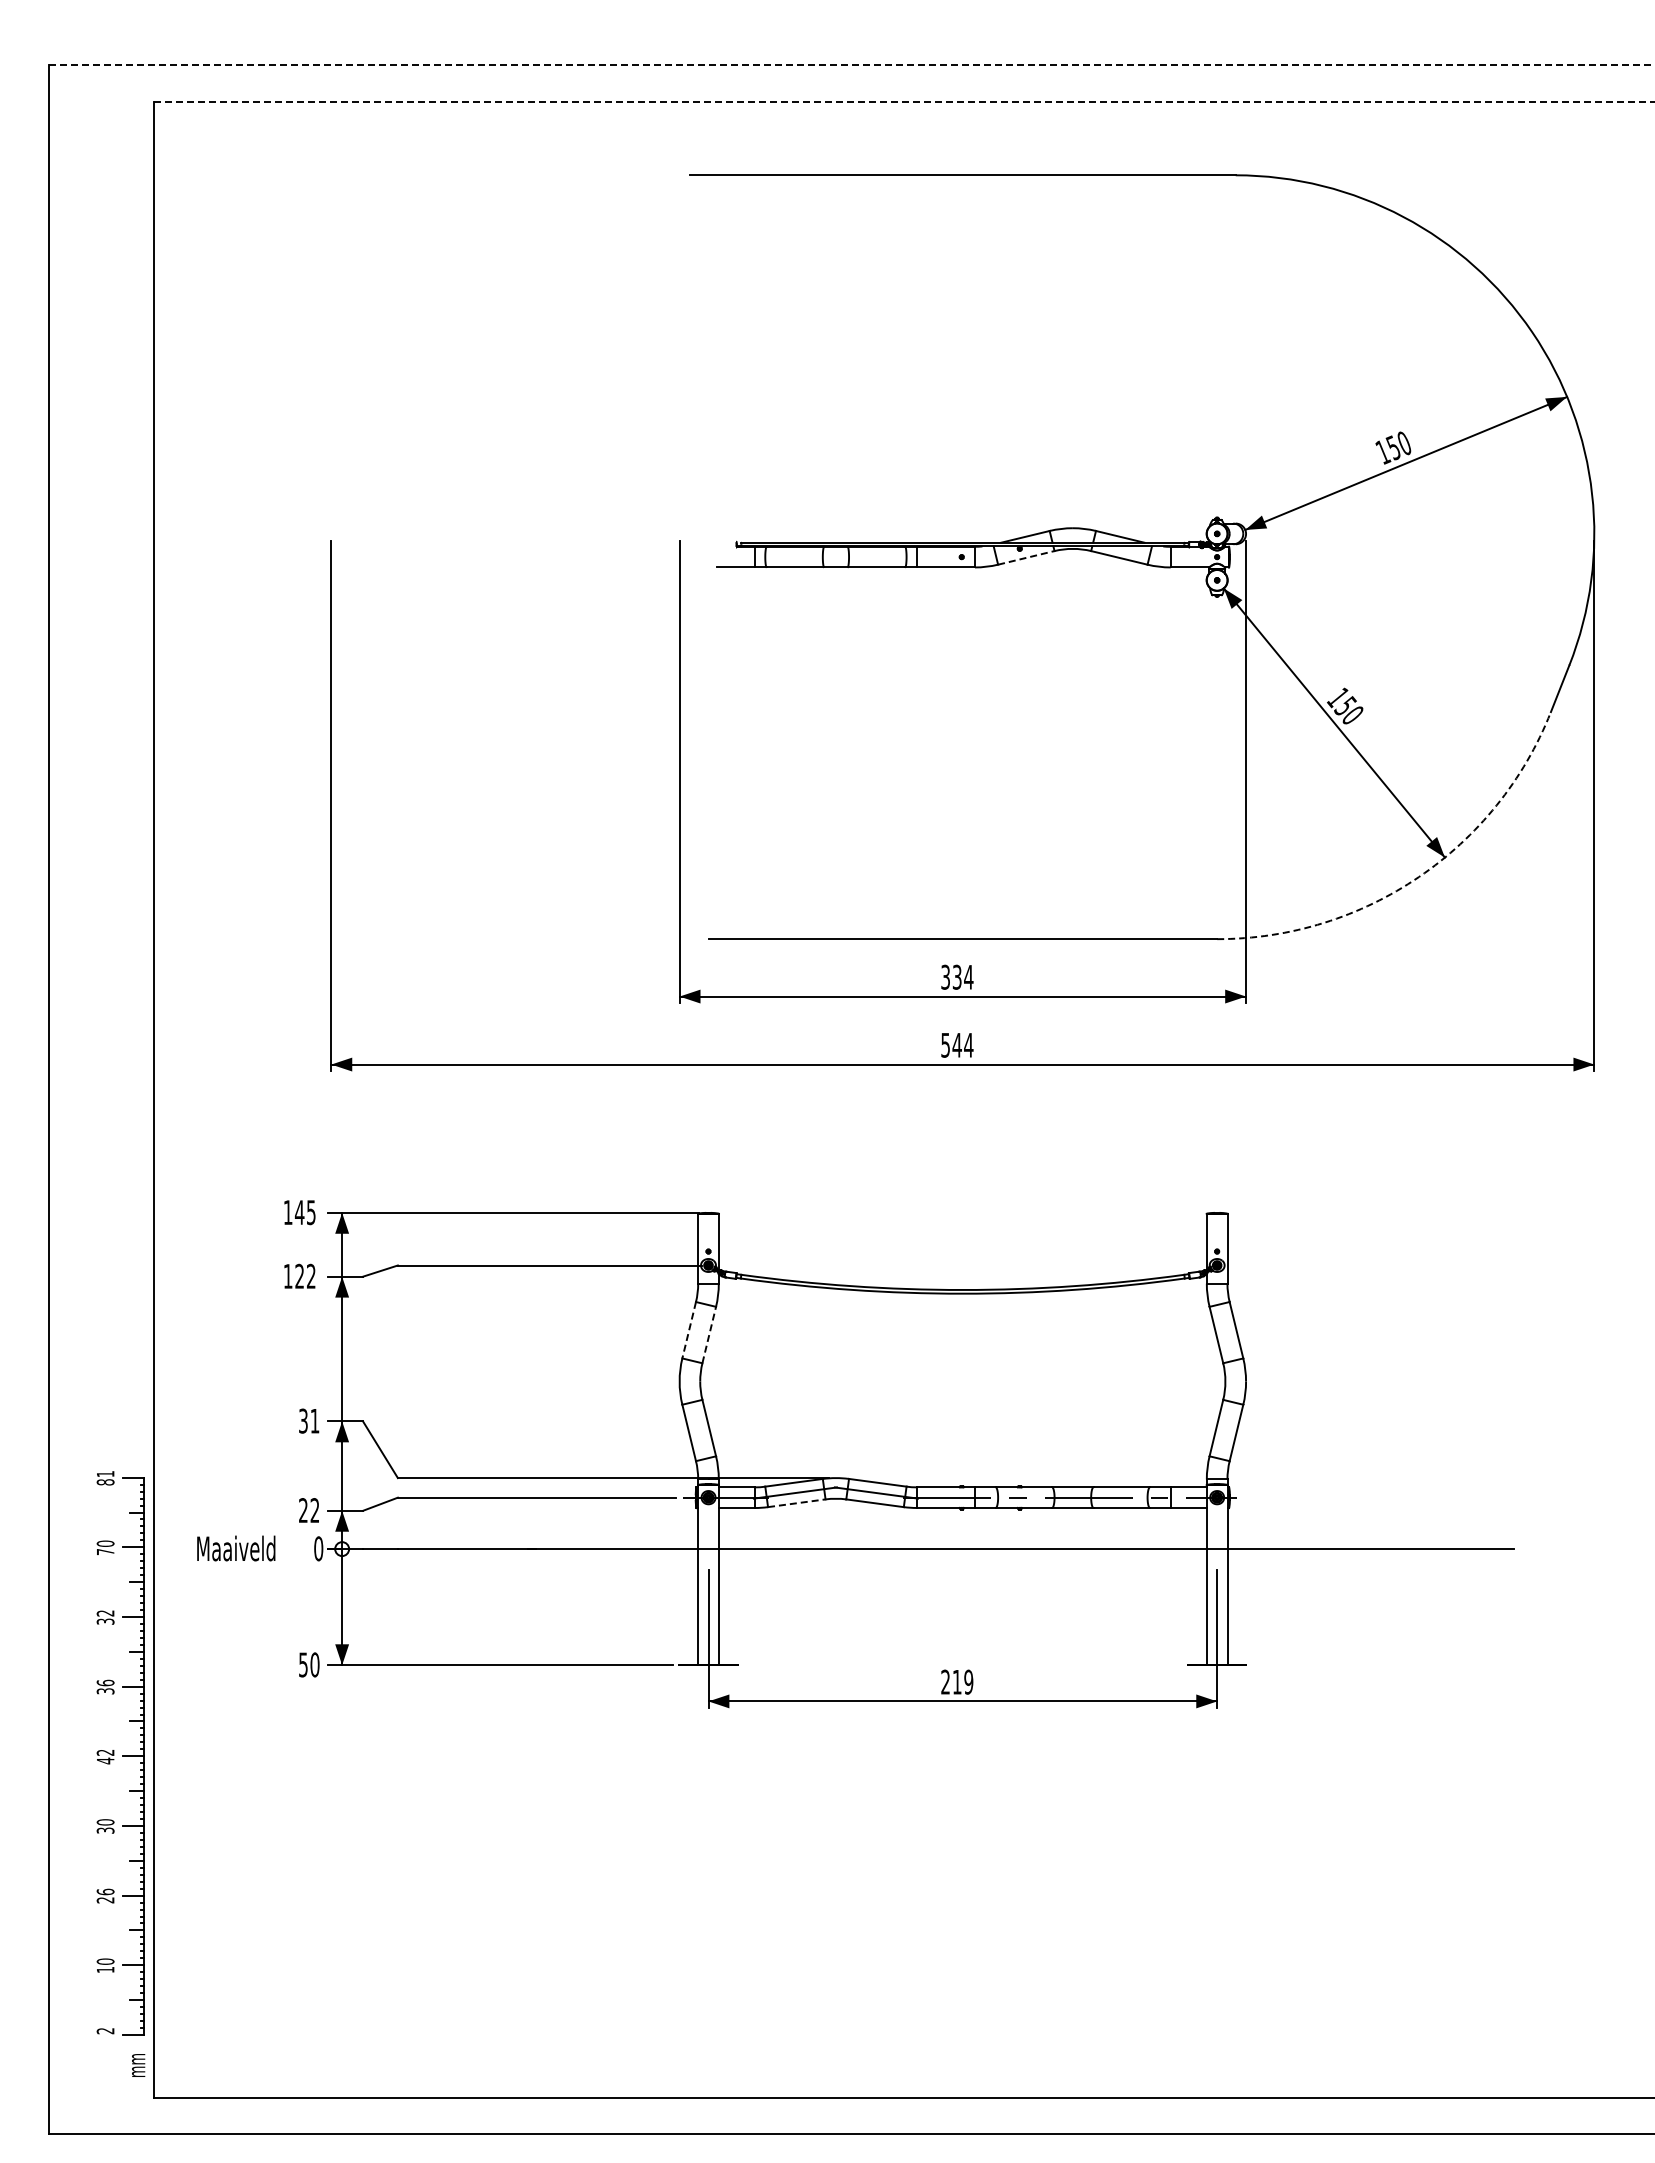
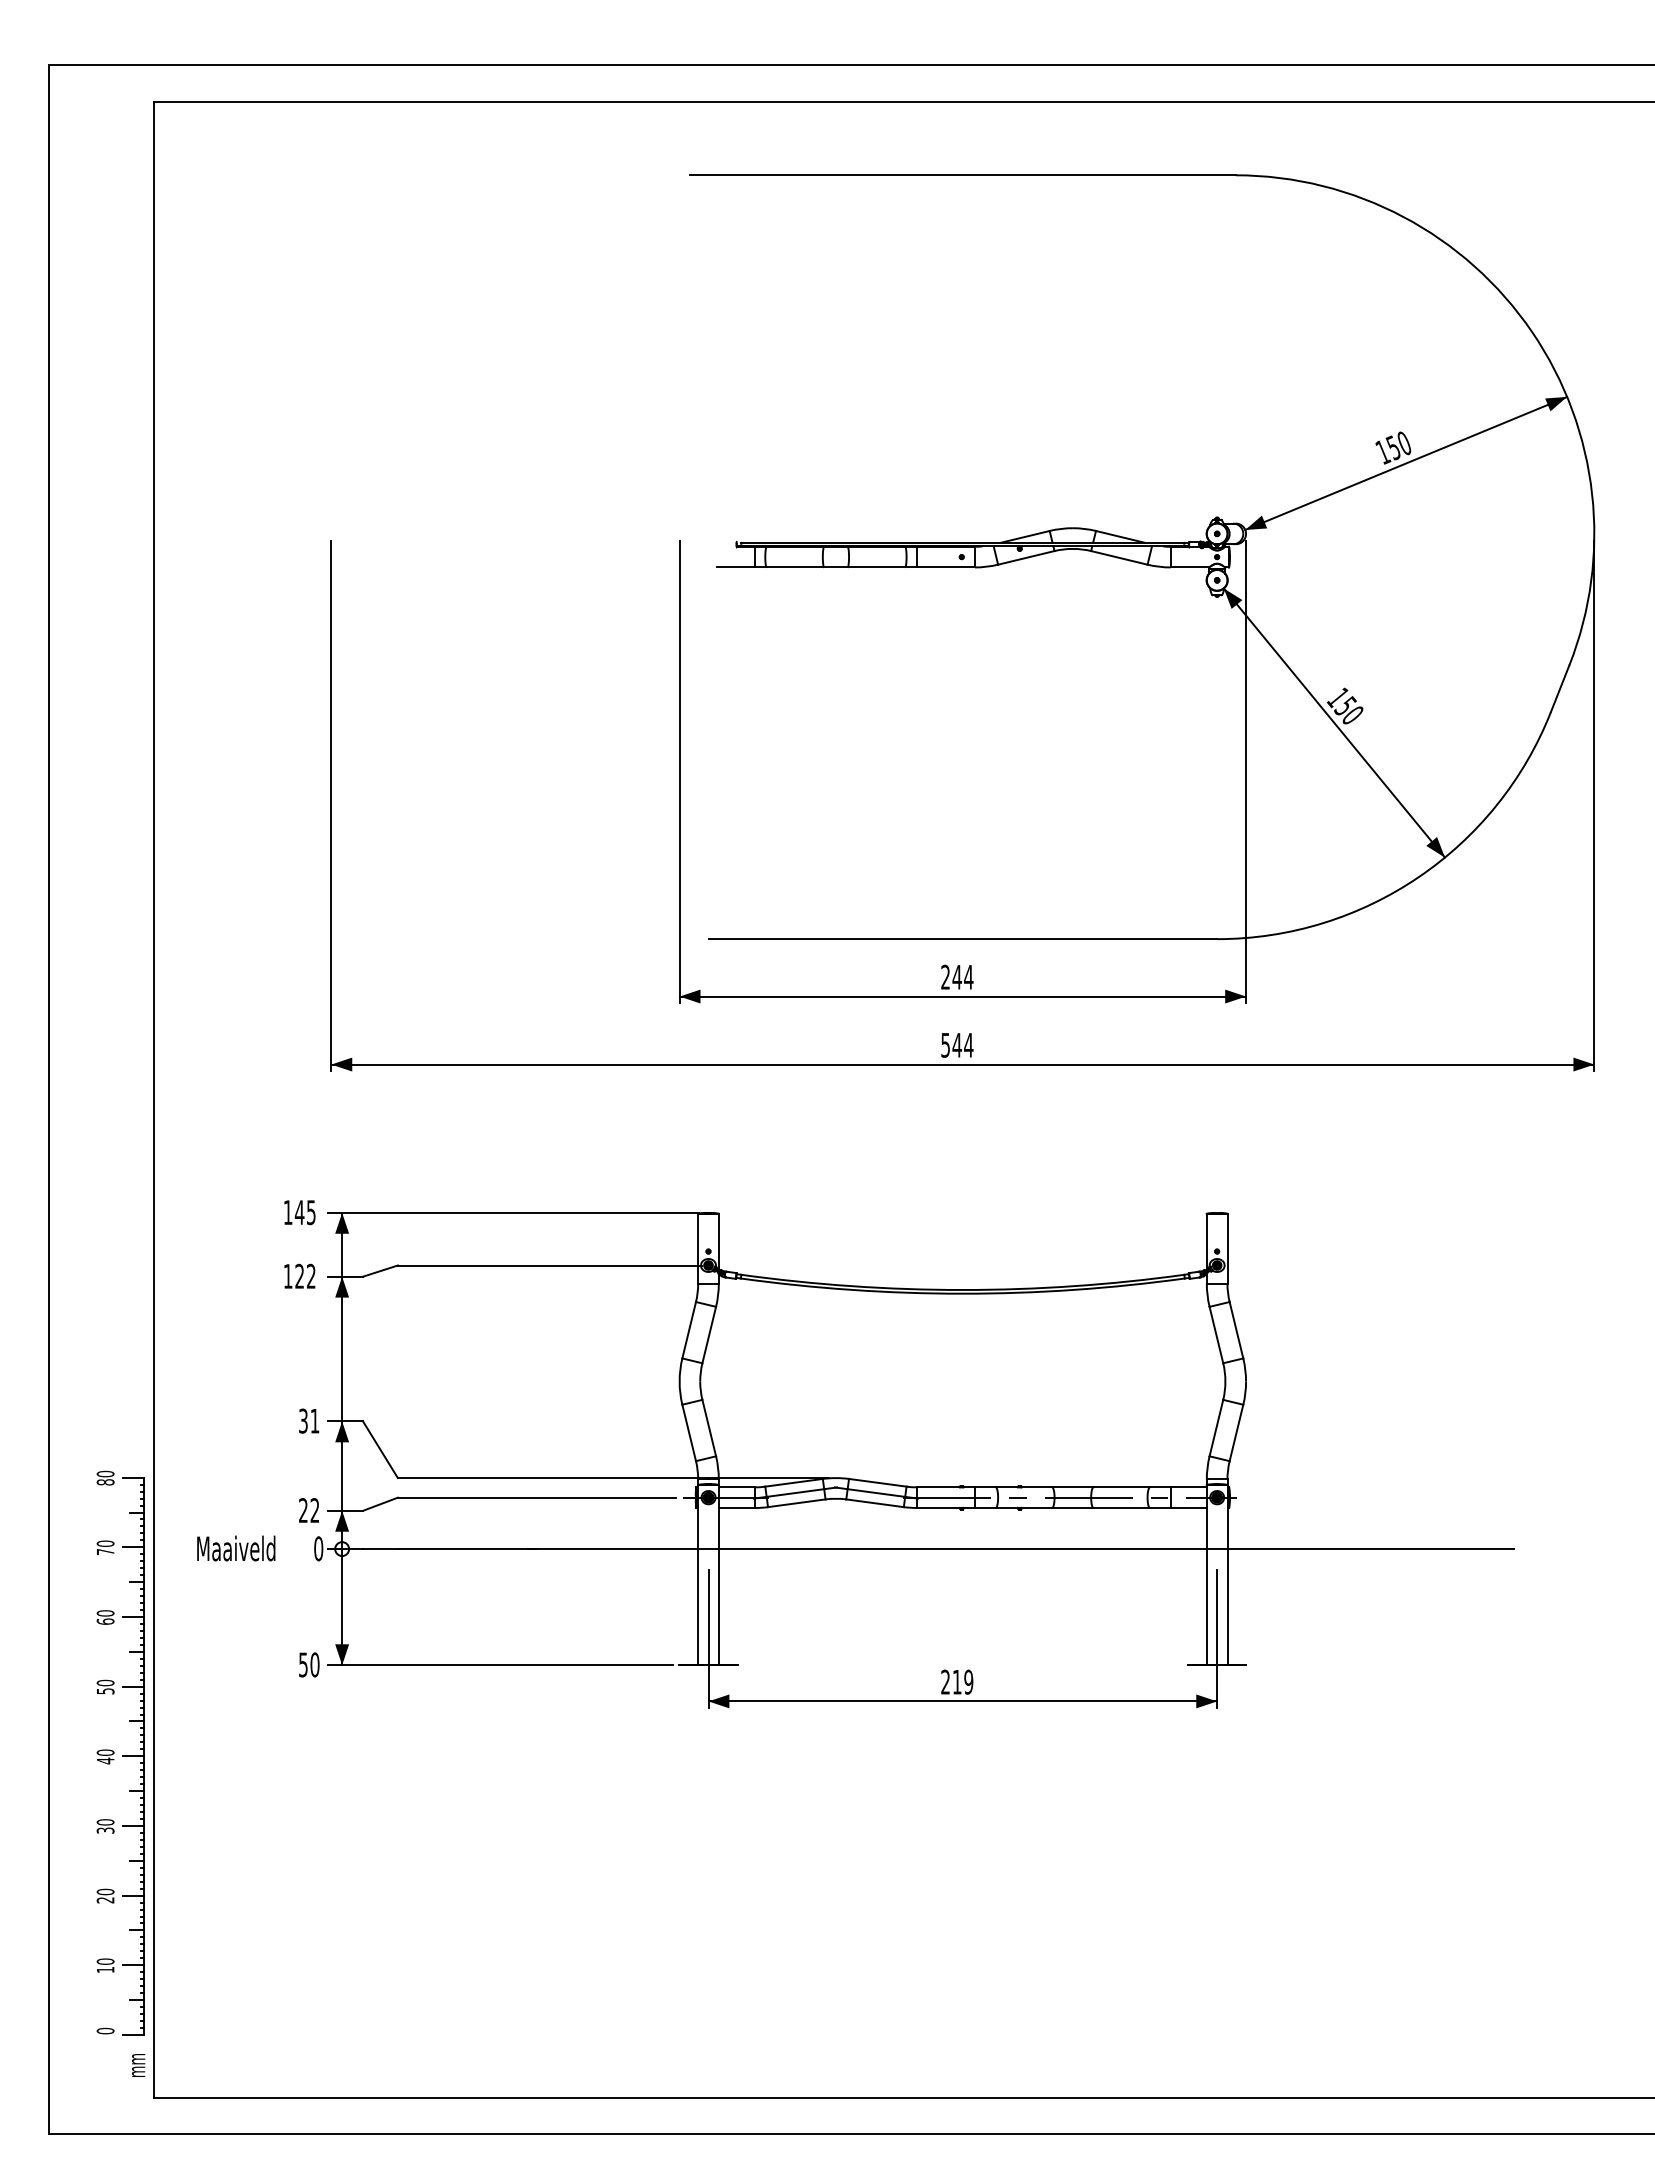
line: dashed -> solid (852, 64)
line: dashed -> solid (904, 101)
line: dashed -> solid (1026, 557)
arc: dashed -> solid (1419, 877)
text: 334 -> 244 (951, 976)
line: dashed -> solid (689, 1330)
line: dashed -> solid (709, 1334)
text: 81 -> 80 (105, 1473)
line: dashed -> solid (797, 1503)
text: 32 -> 60 (105, 1617)
text: 36 -> 50 (104, 1686)
text: 42 -> 40 (105, 1752)
text: 26 -> 20 (105, 1891)
text: 2 -> 0 (105, 2030)
